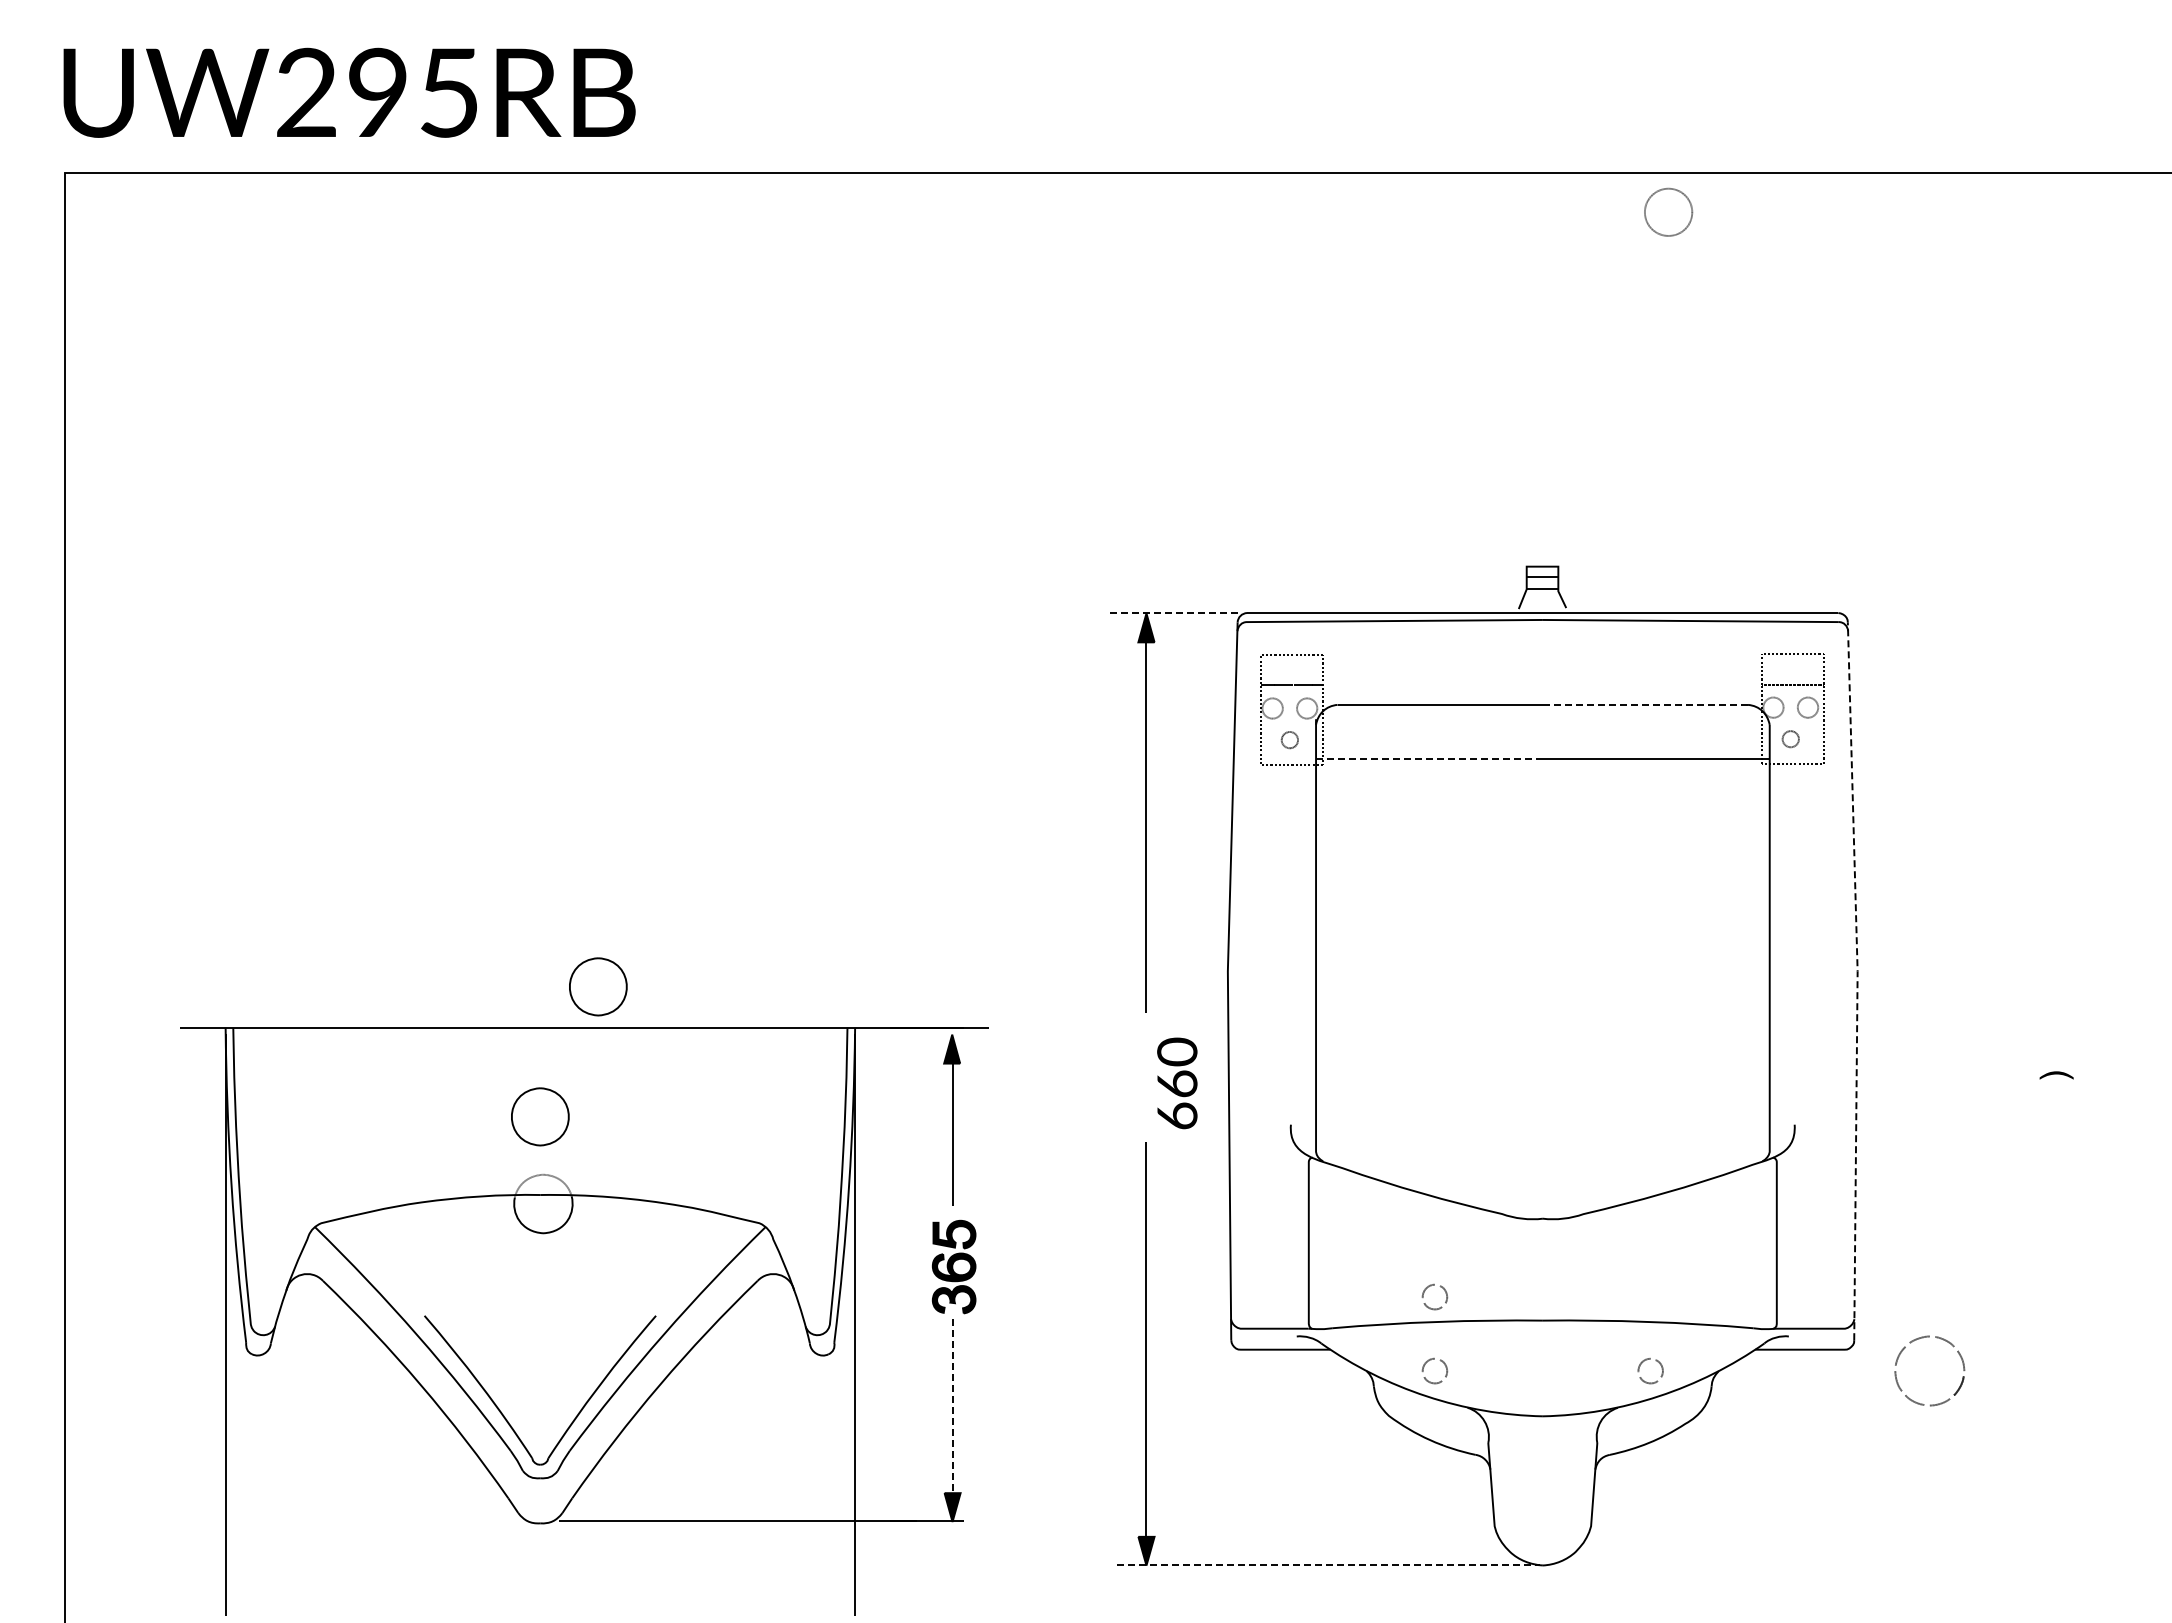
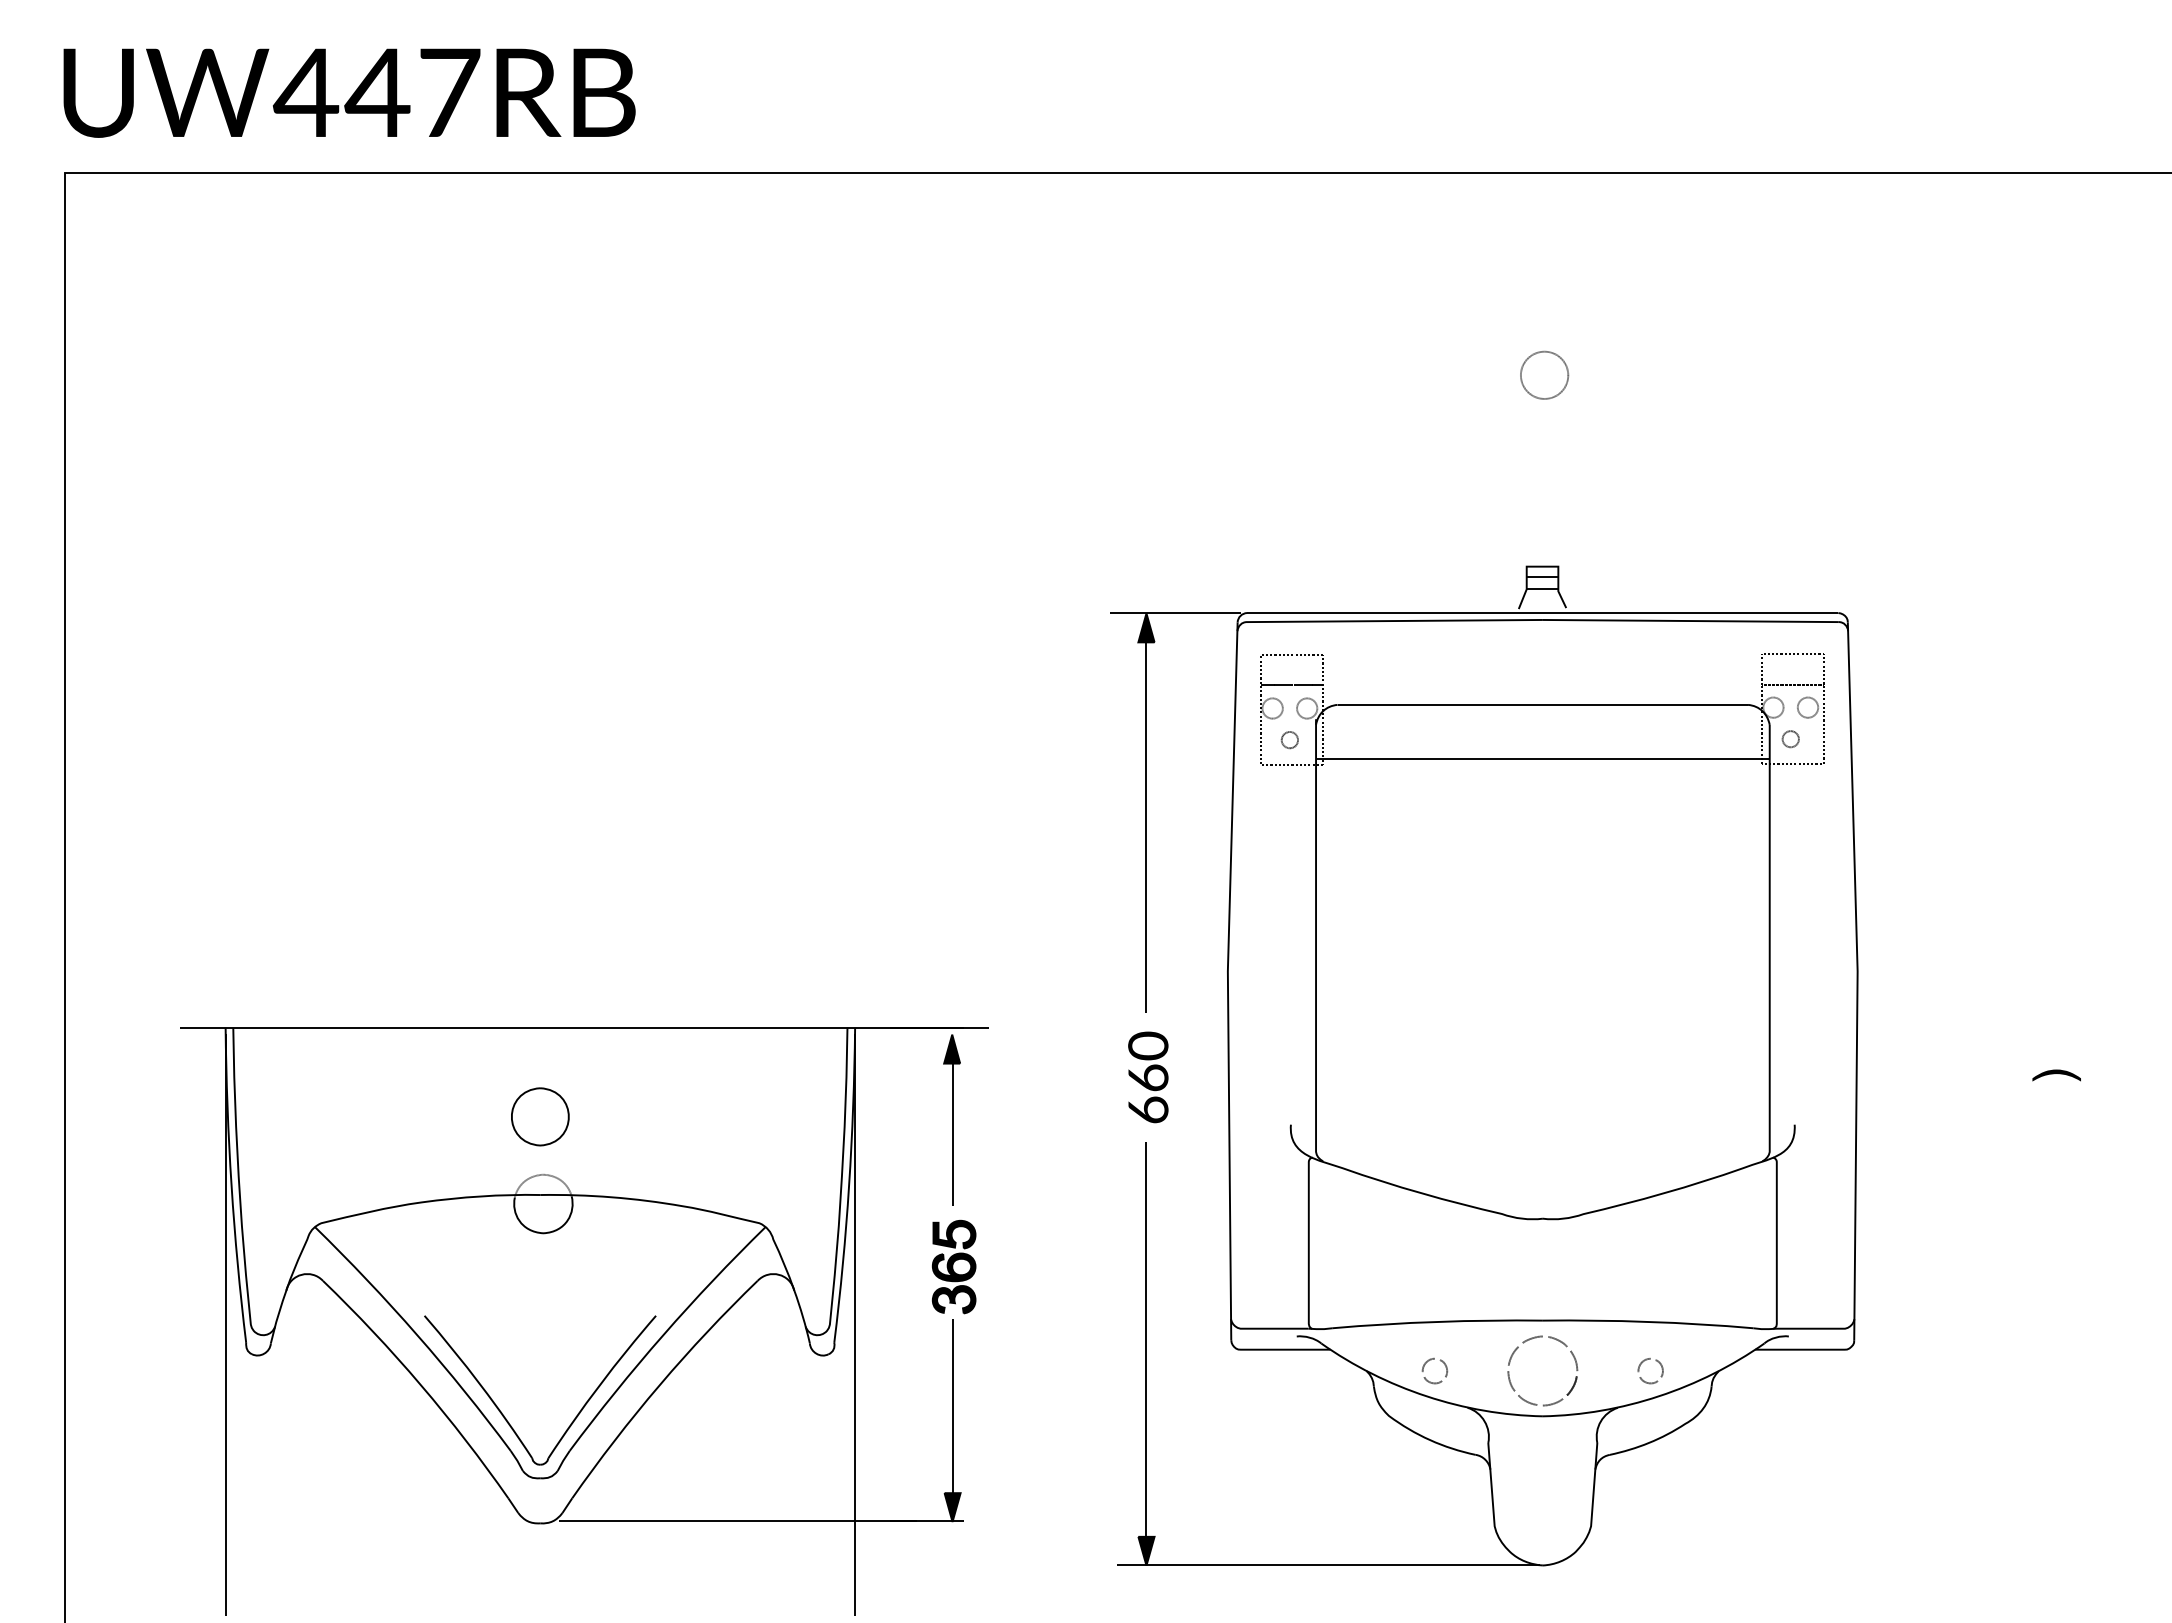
text: UW295RB -> UW447RB (376, 92)
part position: (1668, 211) -> (1544, 374) (1544, 374)
line: dashed -> solid (1175, 613)
line: dashed -> solid (1645, 704)
line: dashed -> solid (1429, 758)
line: dashed -> solid (1857, 980)
part: present -> none (598, 986)
part size: 35x9 px -> 49x13 px (2056, 1075)
text position: (1177, 1083) -> (1148, 1077) (1148, 1077)
part: present -> none (1426, 1304)
part position: (1923, 1338) -> (1536, 1338) (1536, 1338)
line: dashed -> solid (952, 1410)
line: dashed -> solid (1328, 1565)
